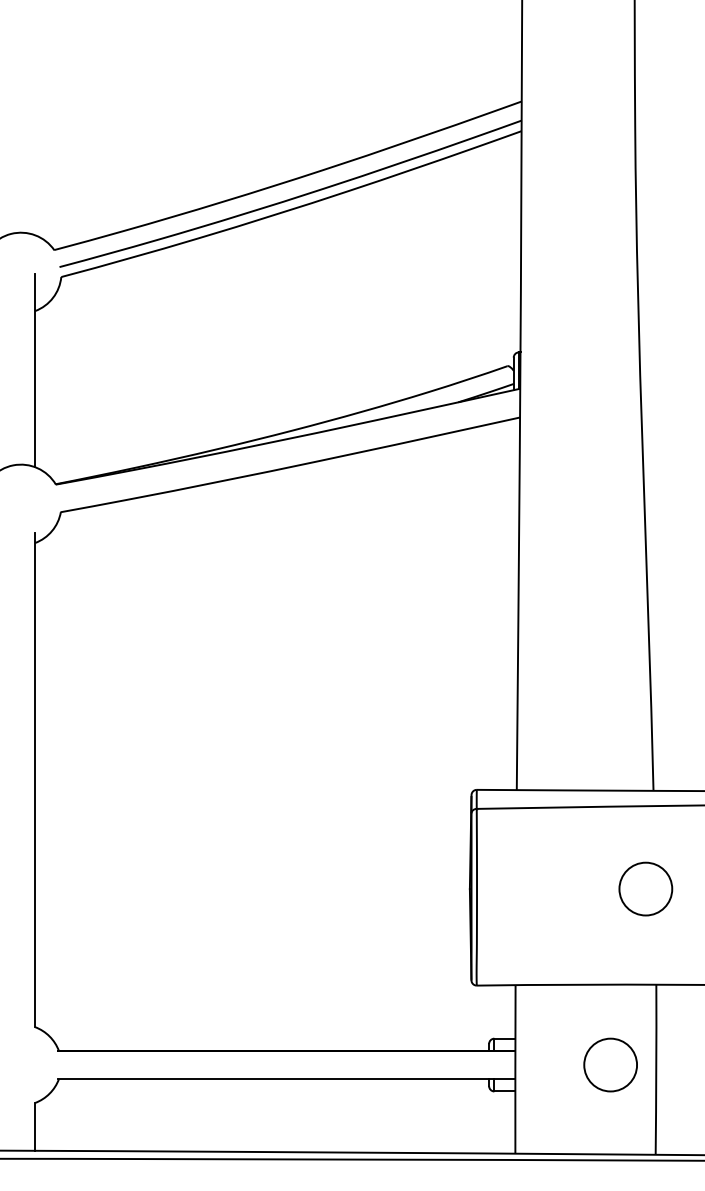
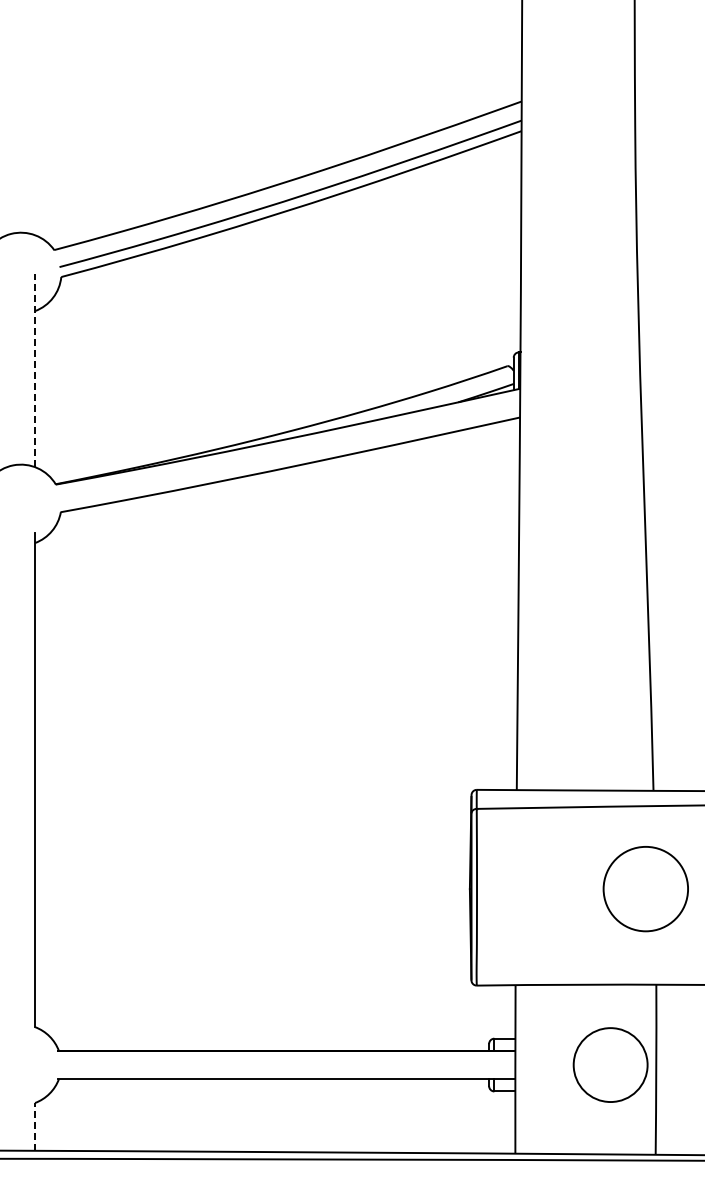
line: solid -> dashed (35, 370)
circle diameter: 53 px -> 84 px (645, 888)
circle diameter: 53 px -> 74 px (610, 1065)
line: solid -> dashed (35, 1126)
